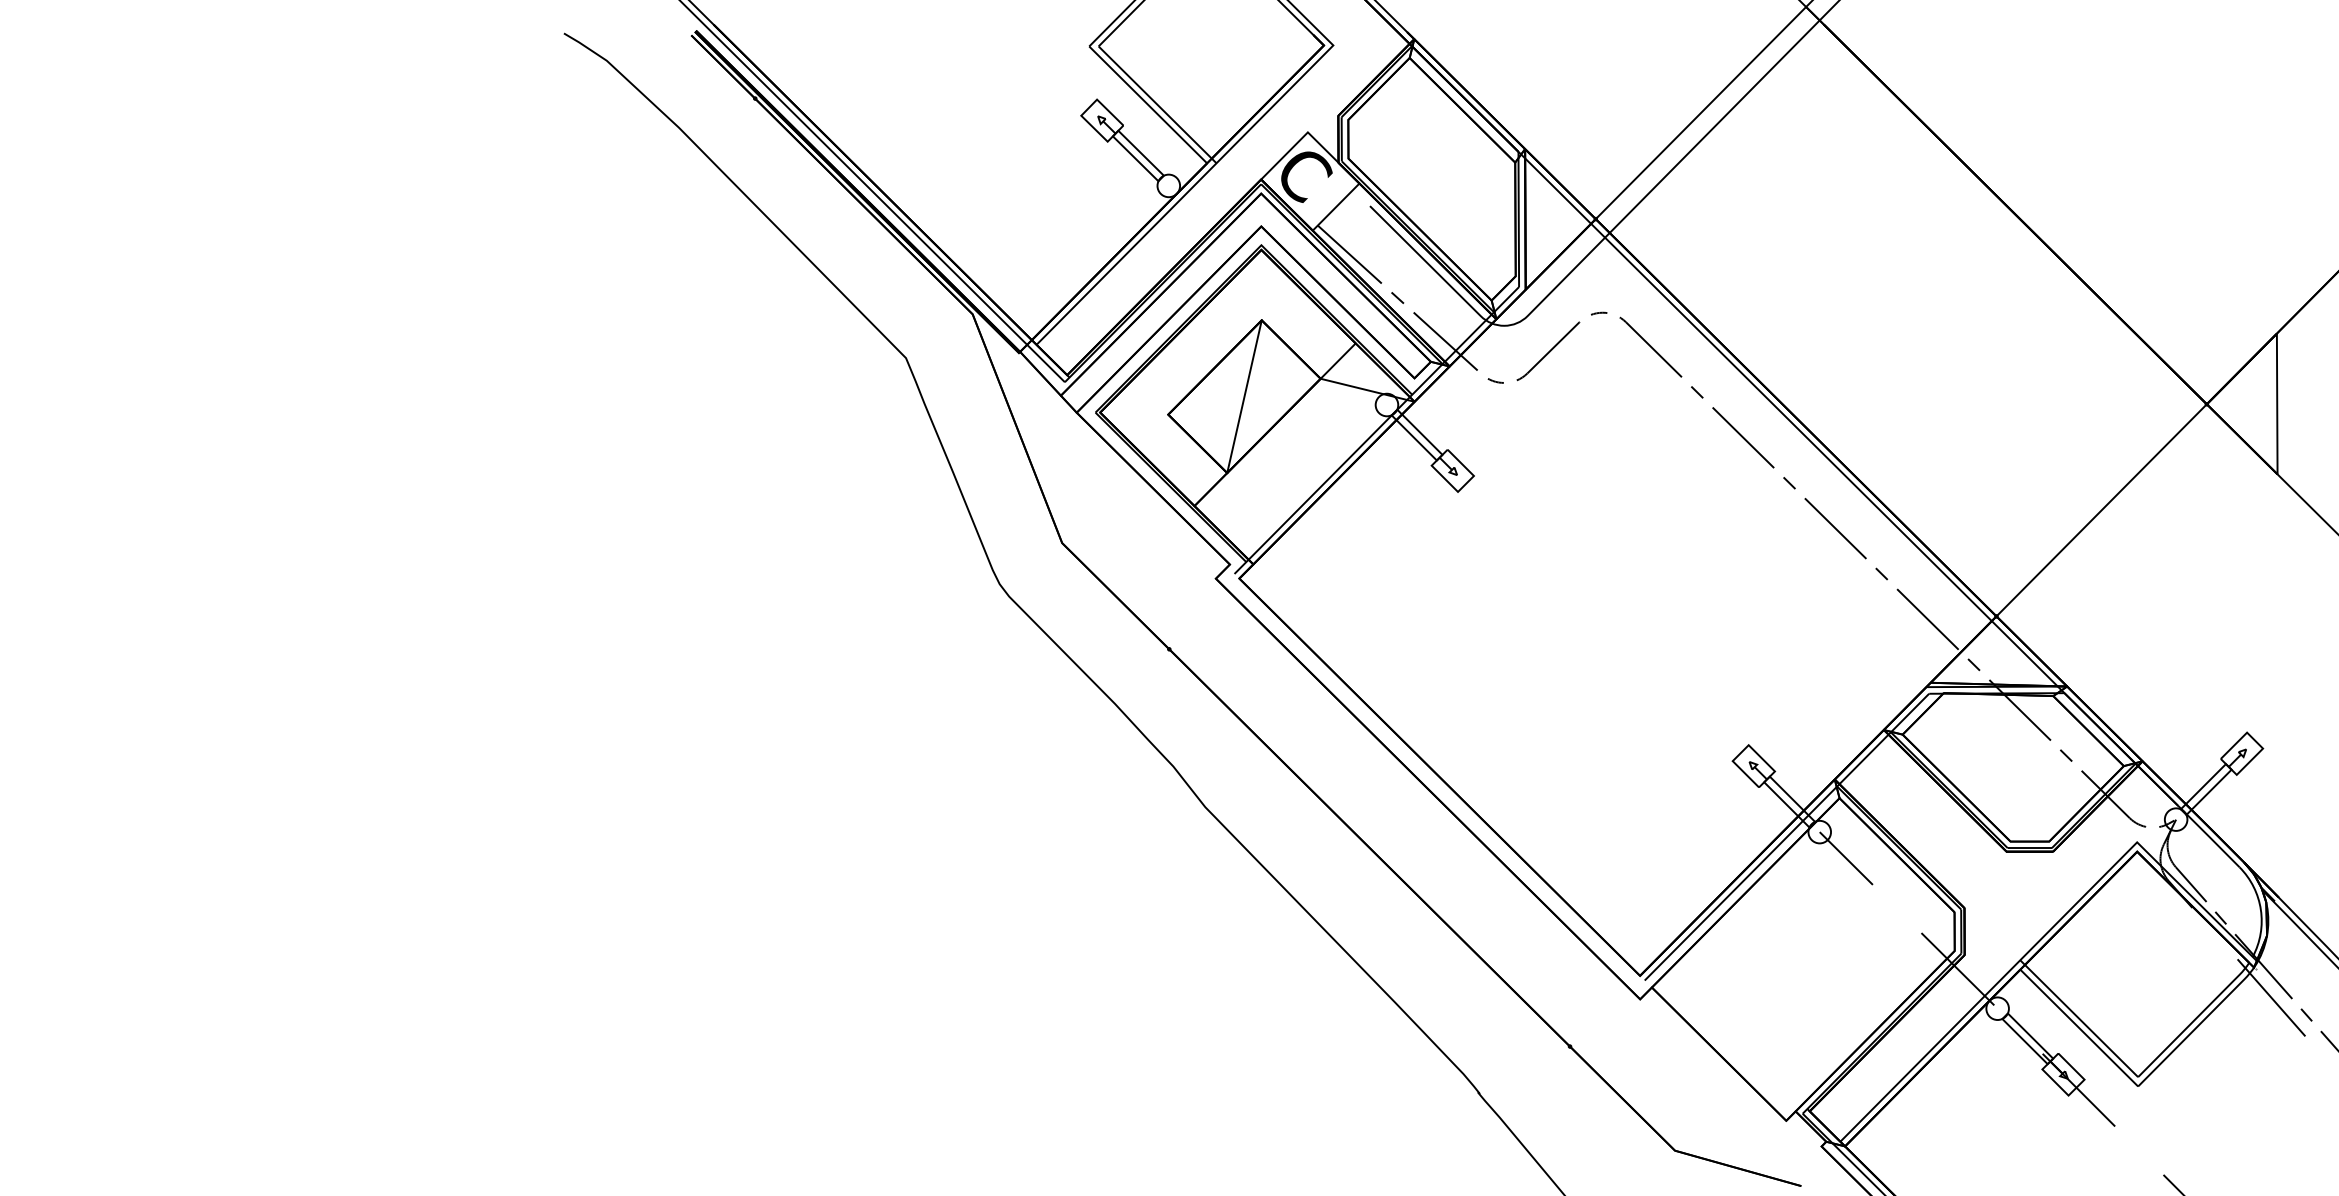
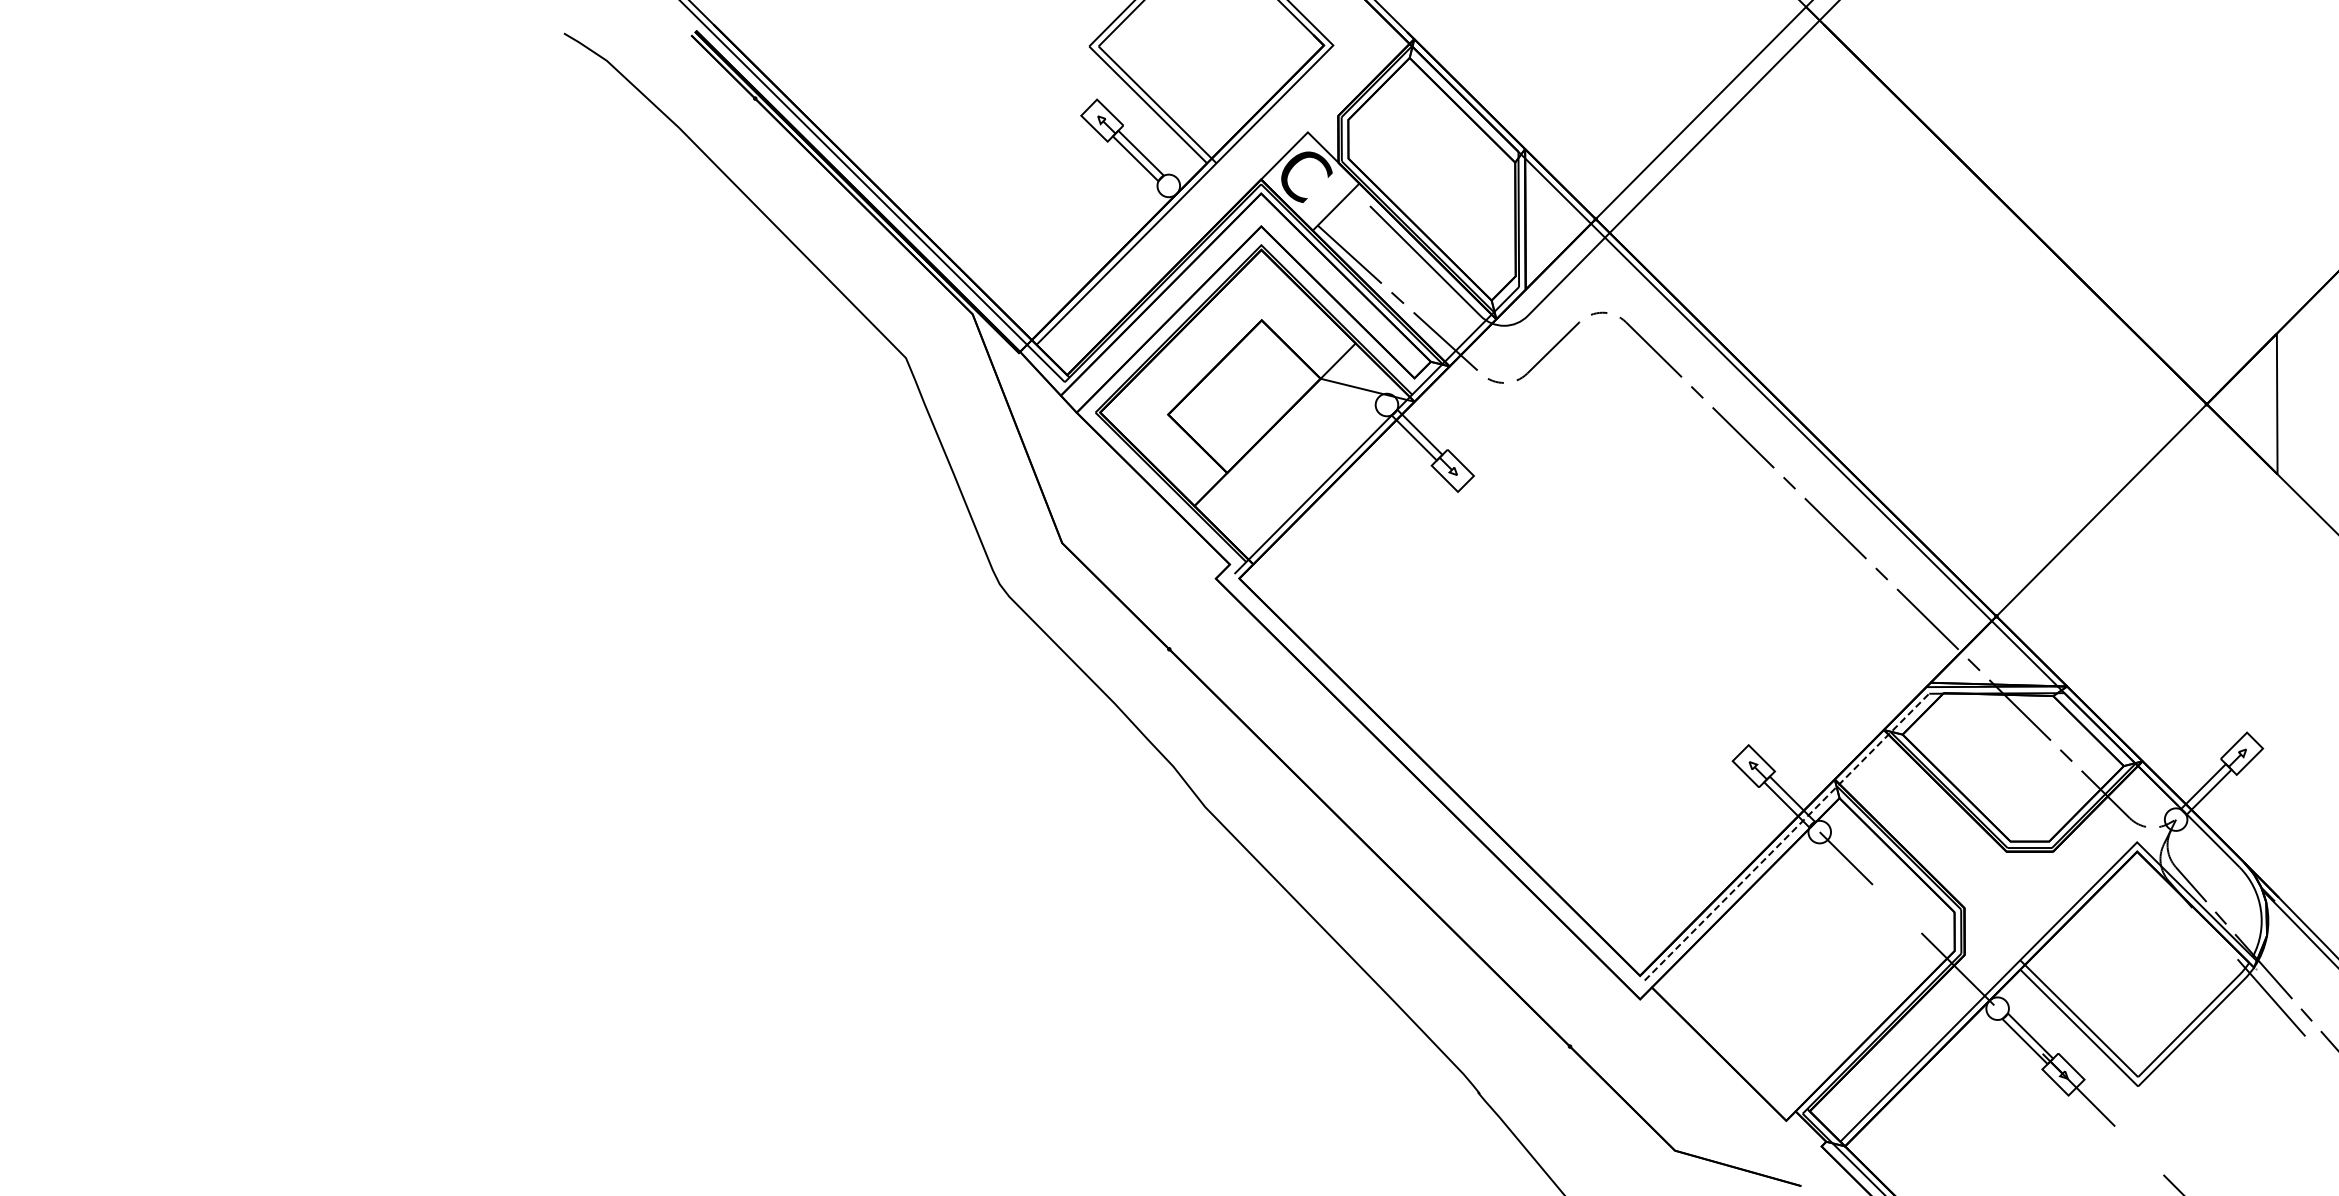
line: present -> none (1244, 396)
line: solid -> dashed (1786, 837)
